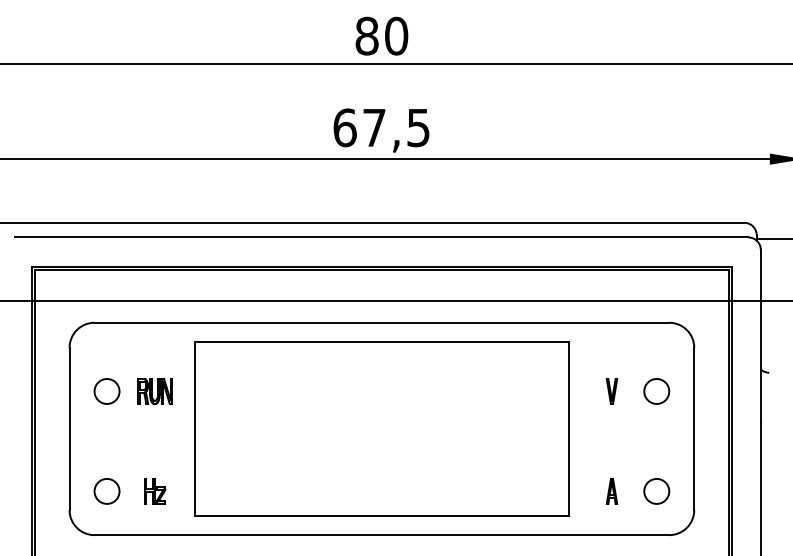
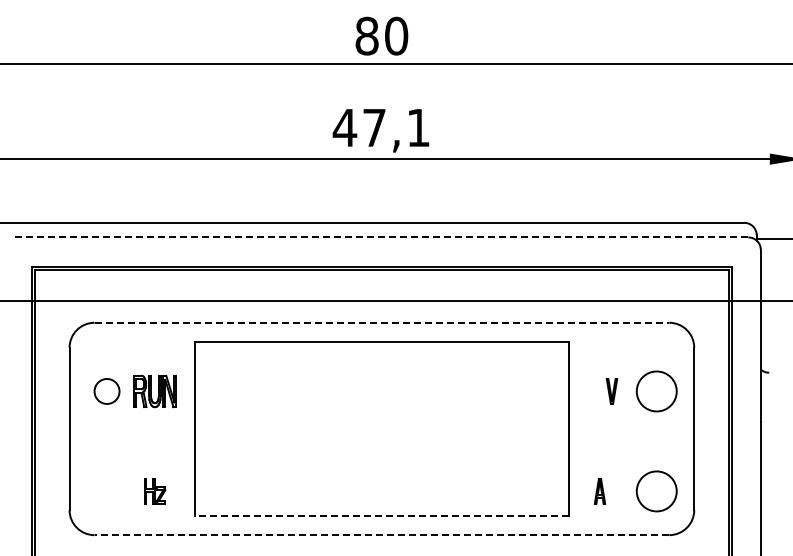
text: 67,5 -> 47,1 (380, 127)
line: solid -> dashed (381, 237)
line: solid -> dashed (382, 322)
part size: 36x27 px -> 44x35 px (154, 391)
circle diameter: 25 px -> 40 px (656, 391)
circle diameter: 25 px -> 40 px (656, 491)
circle: present -> none (106, 491)
part position: (611, 491) -> (599, 491) (599, 491)
line: solid -> dashed (381, 516)
line: solid -> dashed (381, 535)
